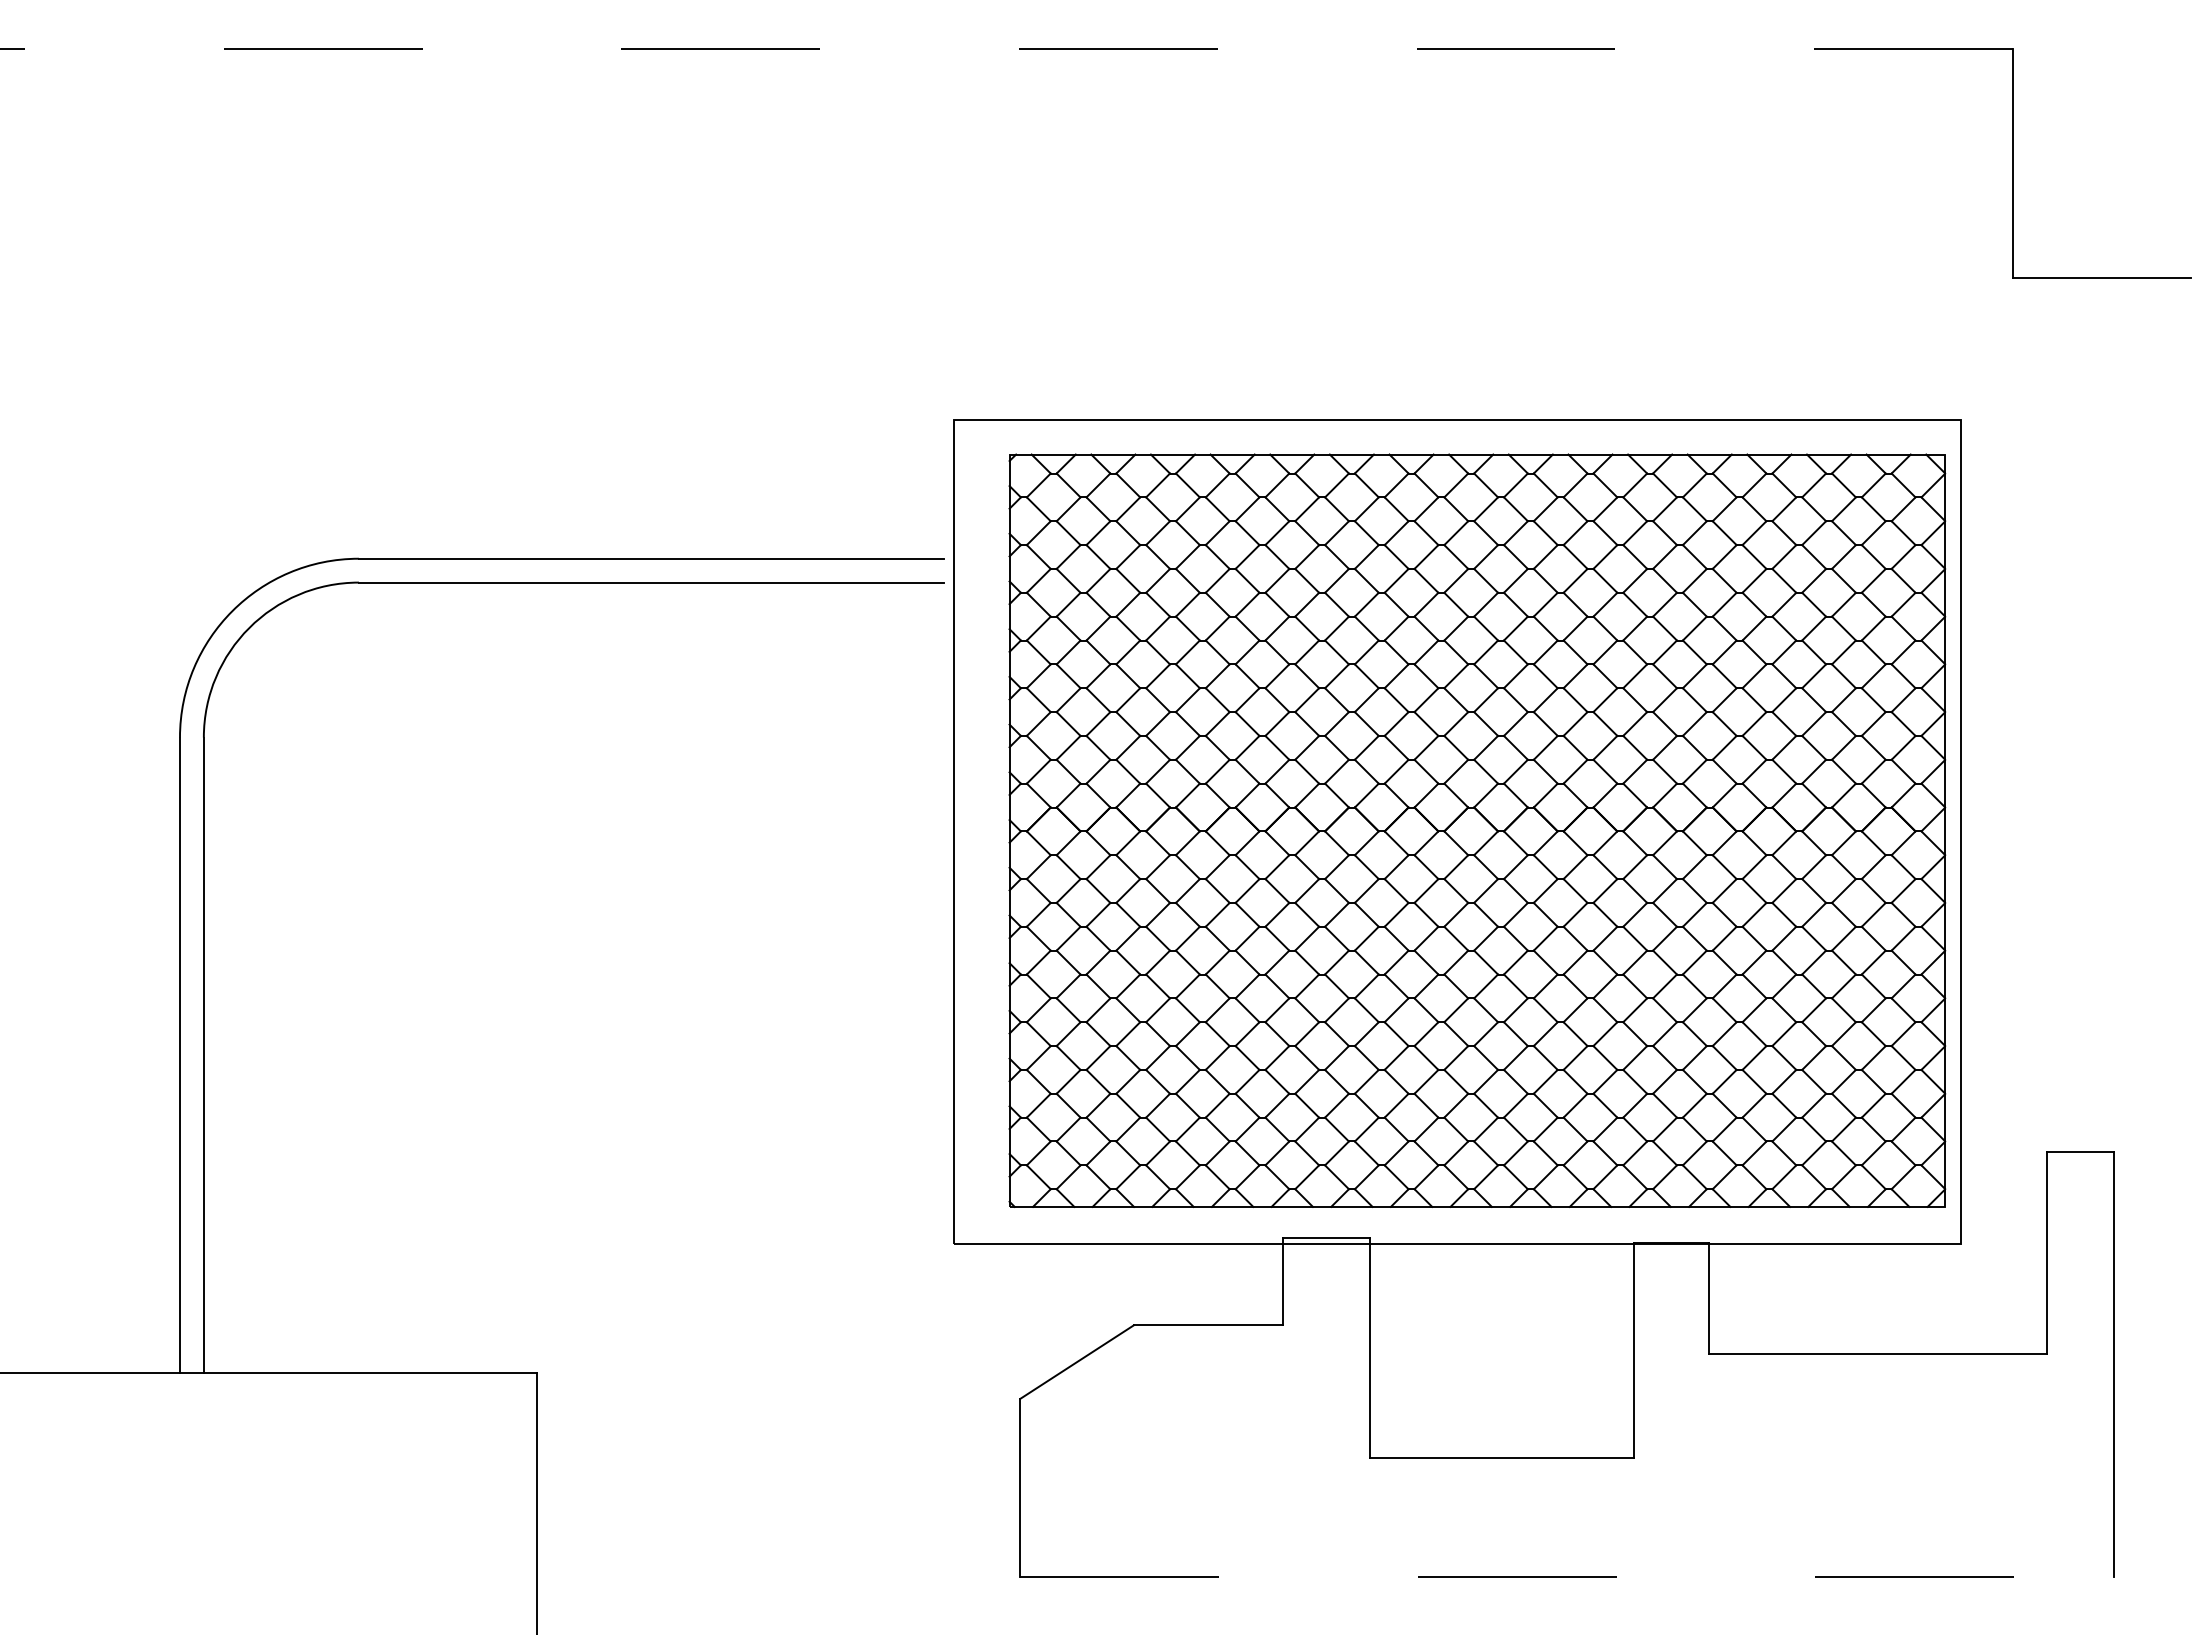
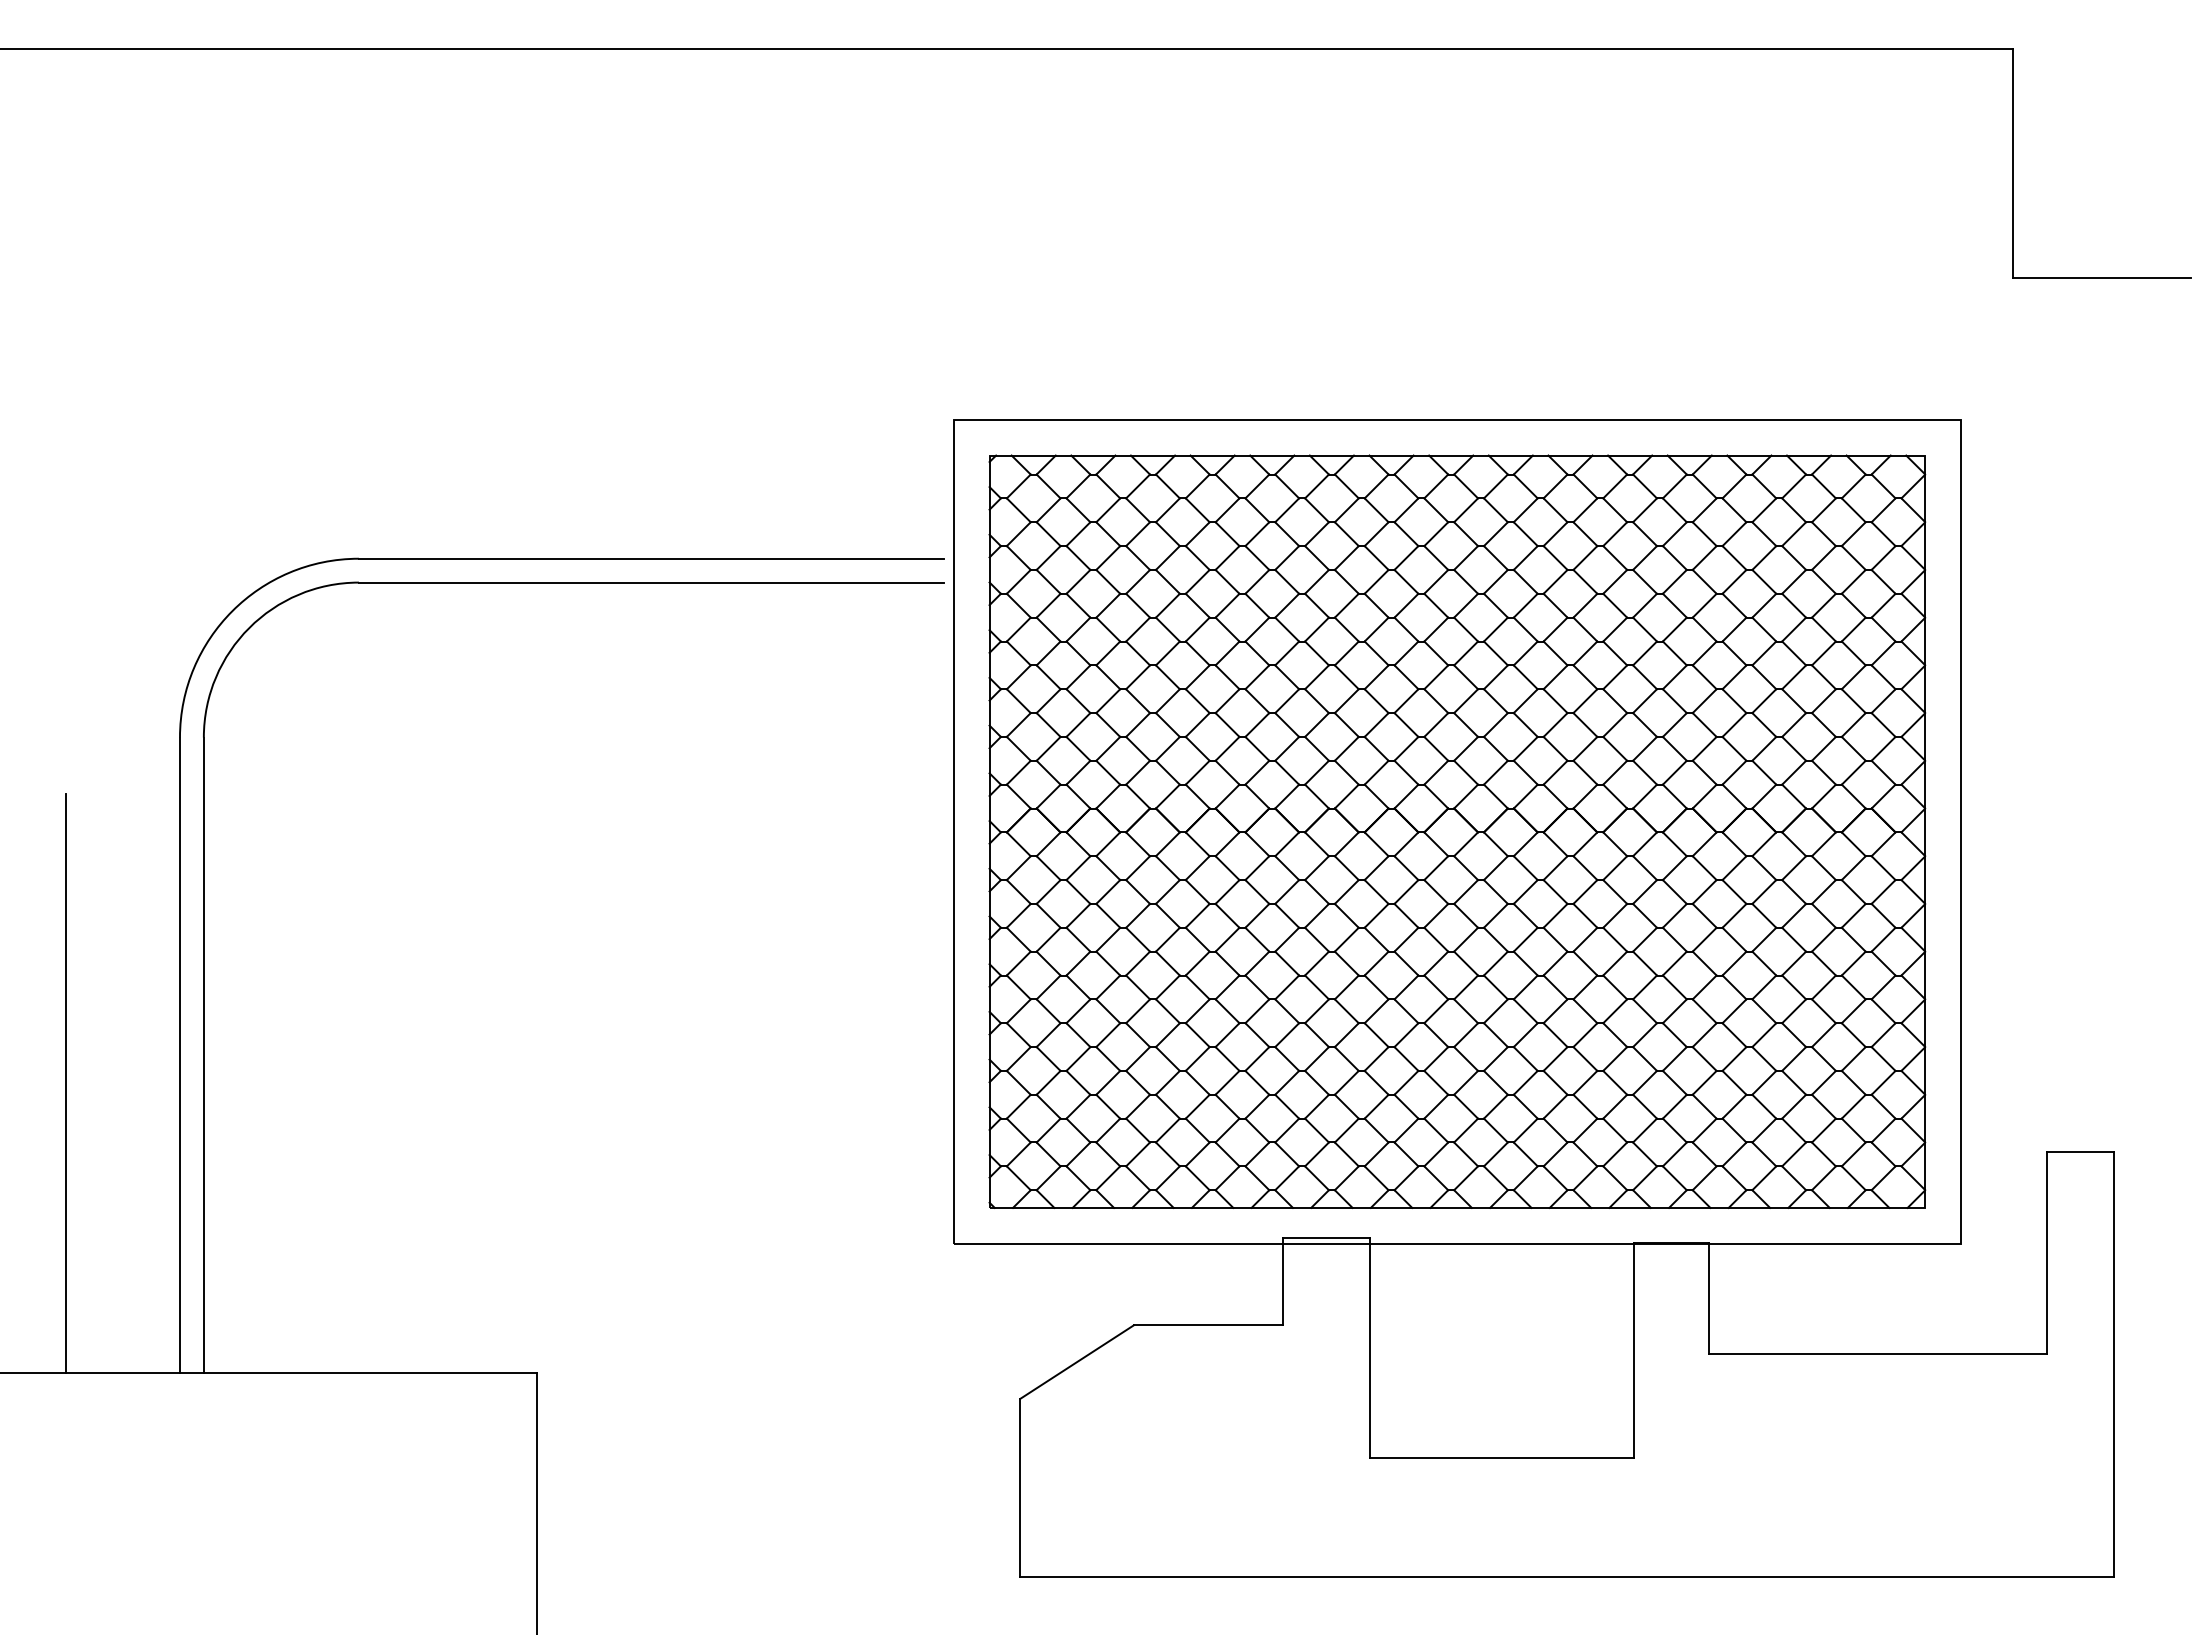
line: dashed -> solid (1006, 49)
part position: (1477, 830) -> (1457, 831) (1457, 831)
line: none -> present (66, 1083)
line: dashed -> solid (1566, 1577)
